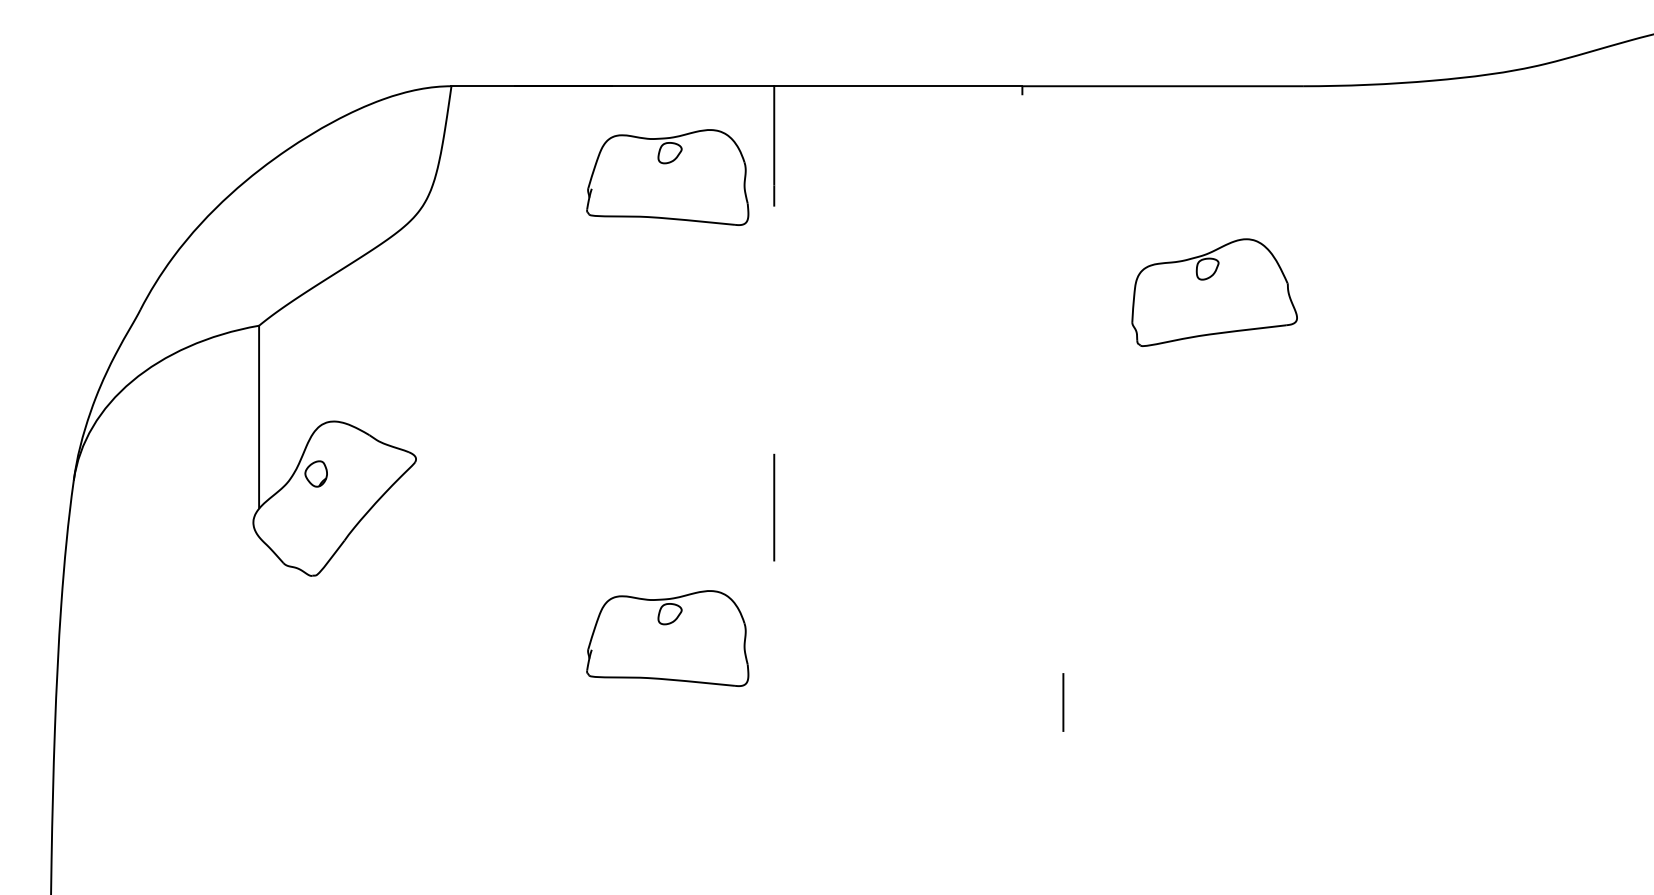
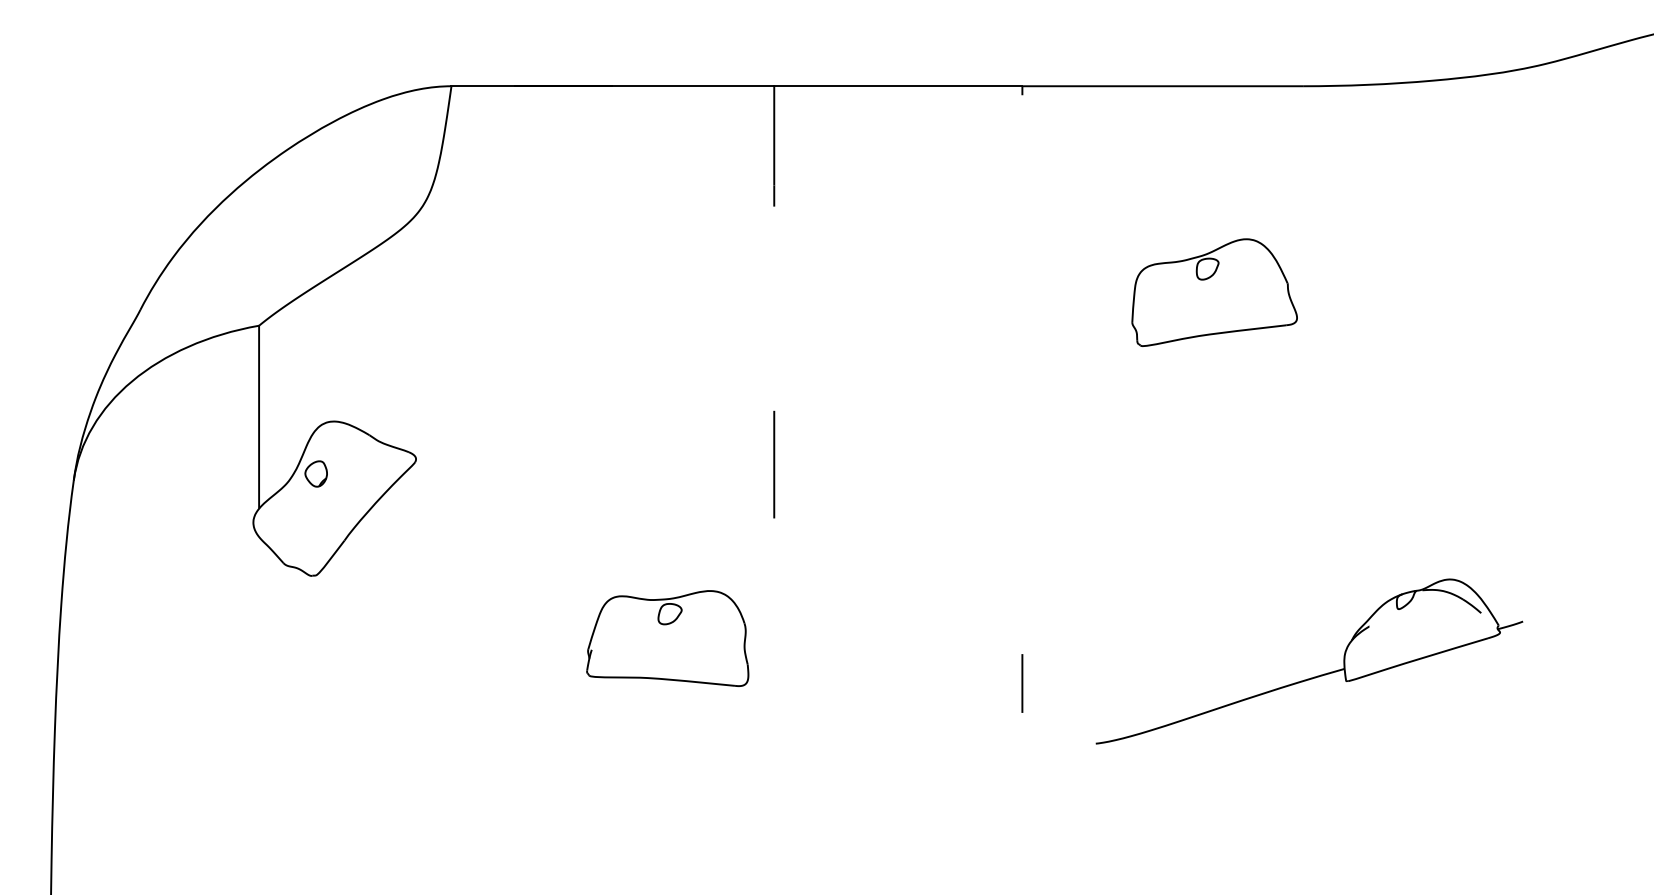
part: present -> none (667, 177)
line position: (774, 507) -> (774, 464) (774, 464)
part: none -> present (1314, 676)
line position: (1063, 702) -> (1022, 683) (1022, 683)
